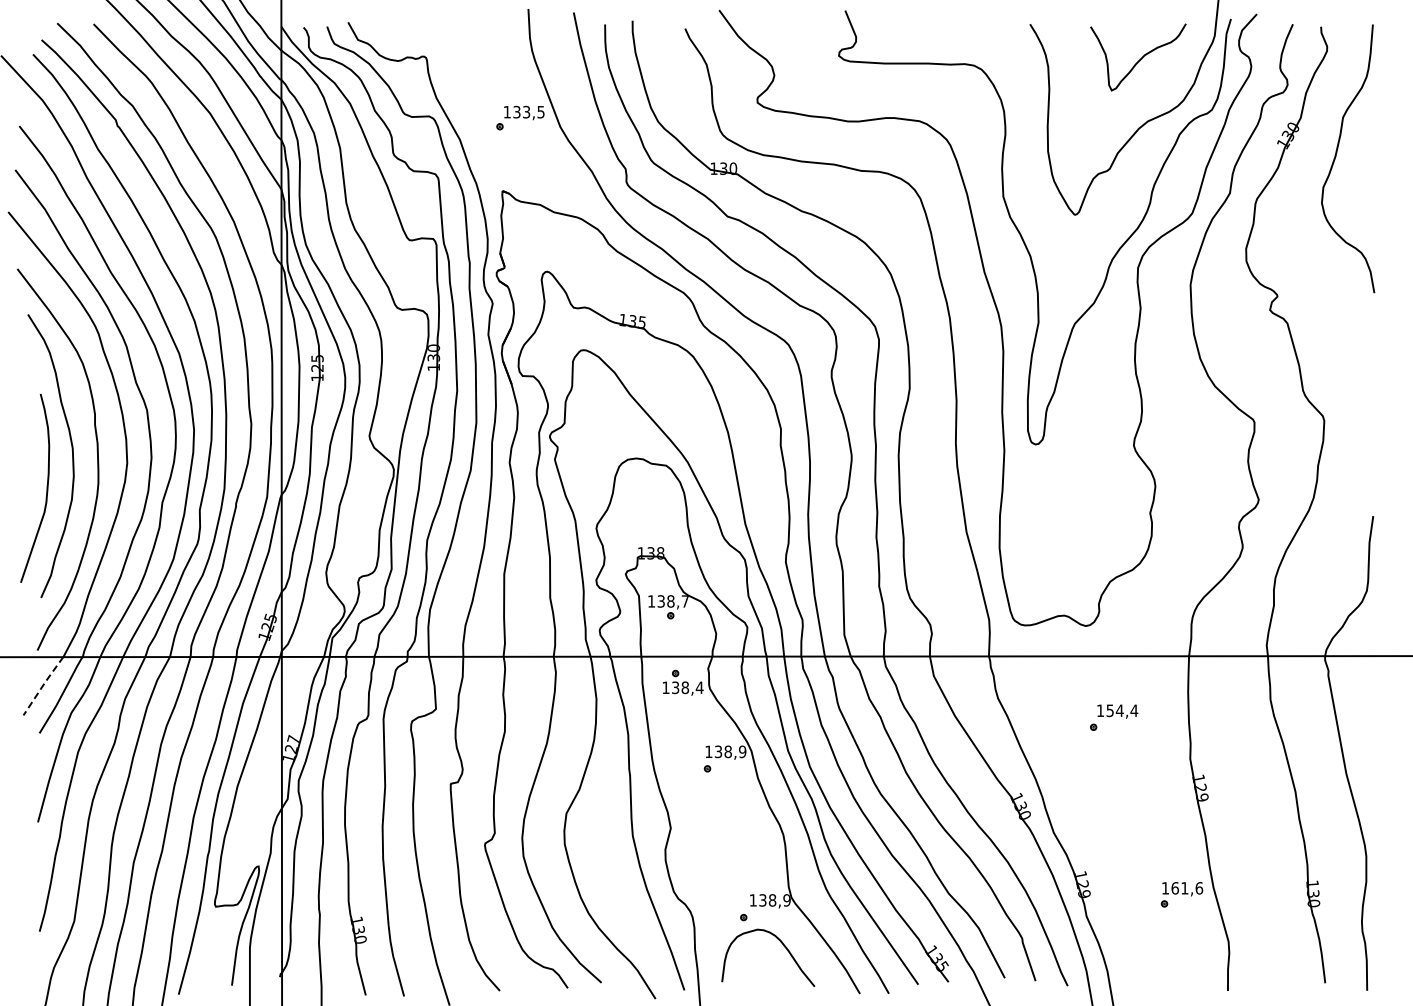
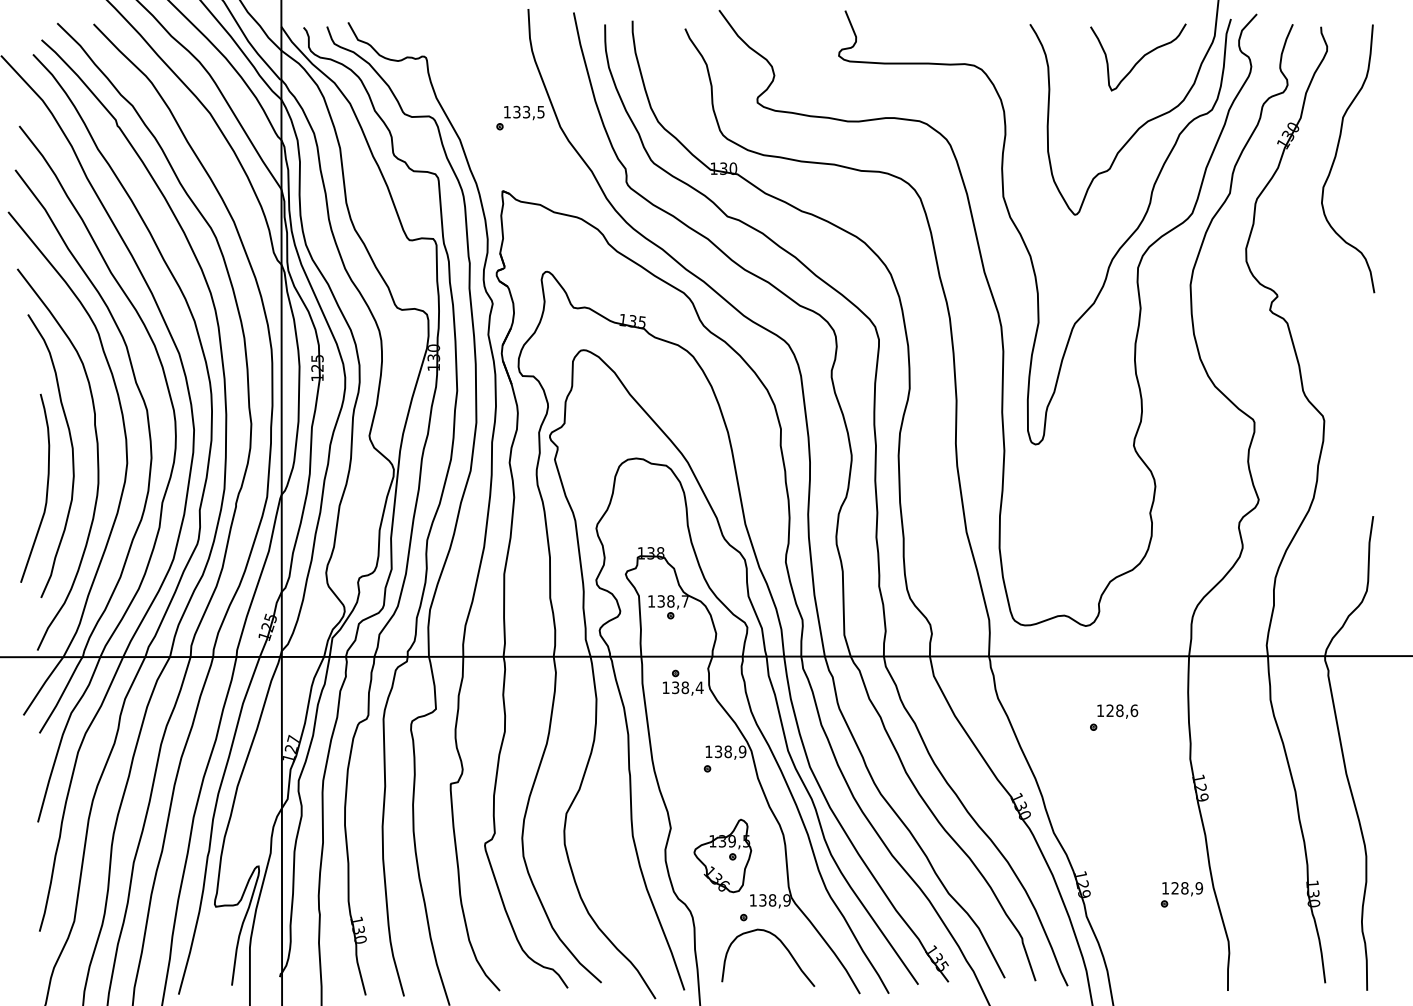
line: dashed -> solid (43, 685)
text: 154,4 -> 128,6 (1122, 710)
part: none -> present (722, 855)
text: 161,6 -> 128,9 (1187, 888)
